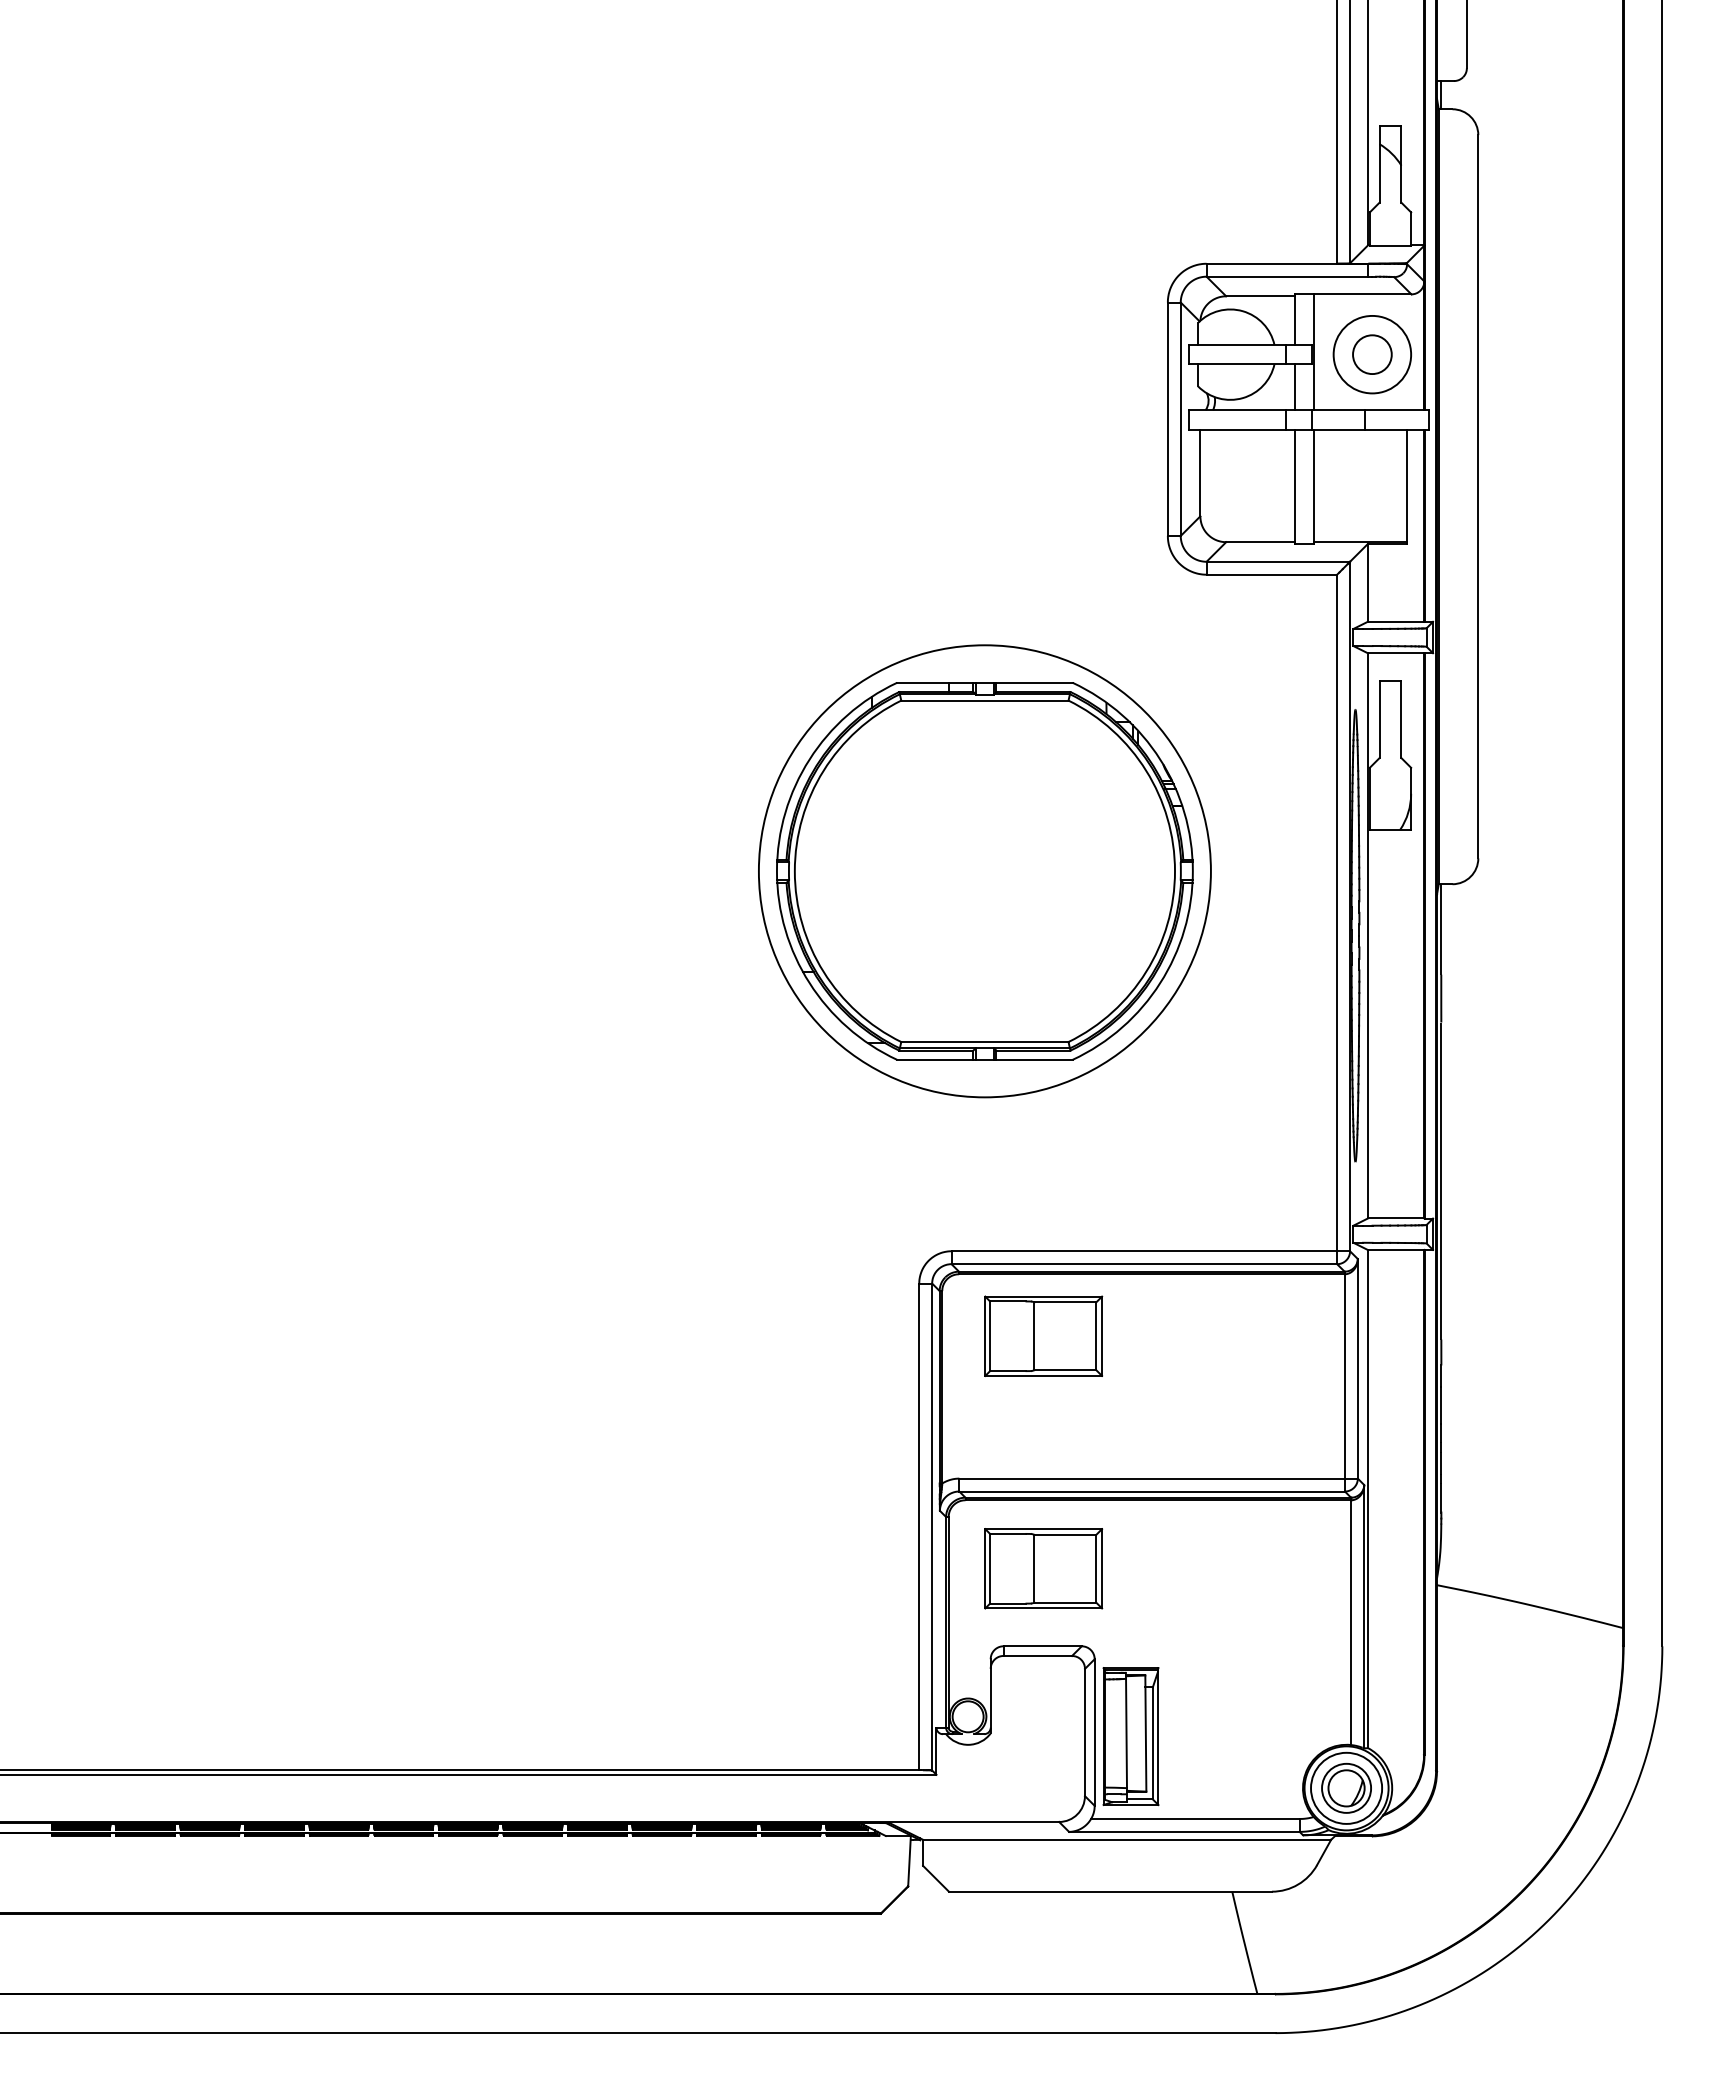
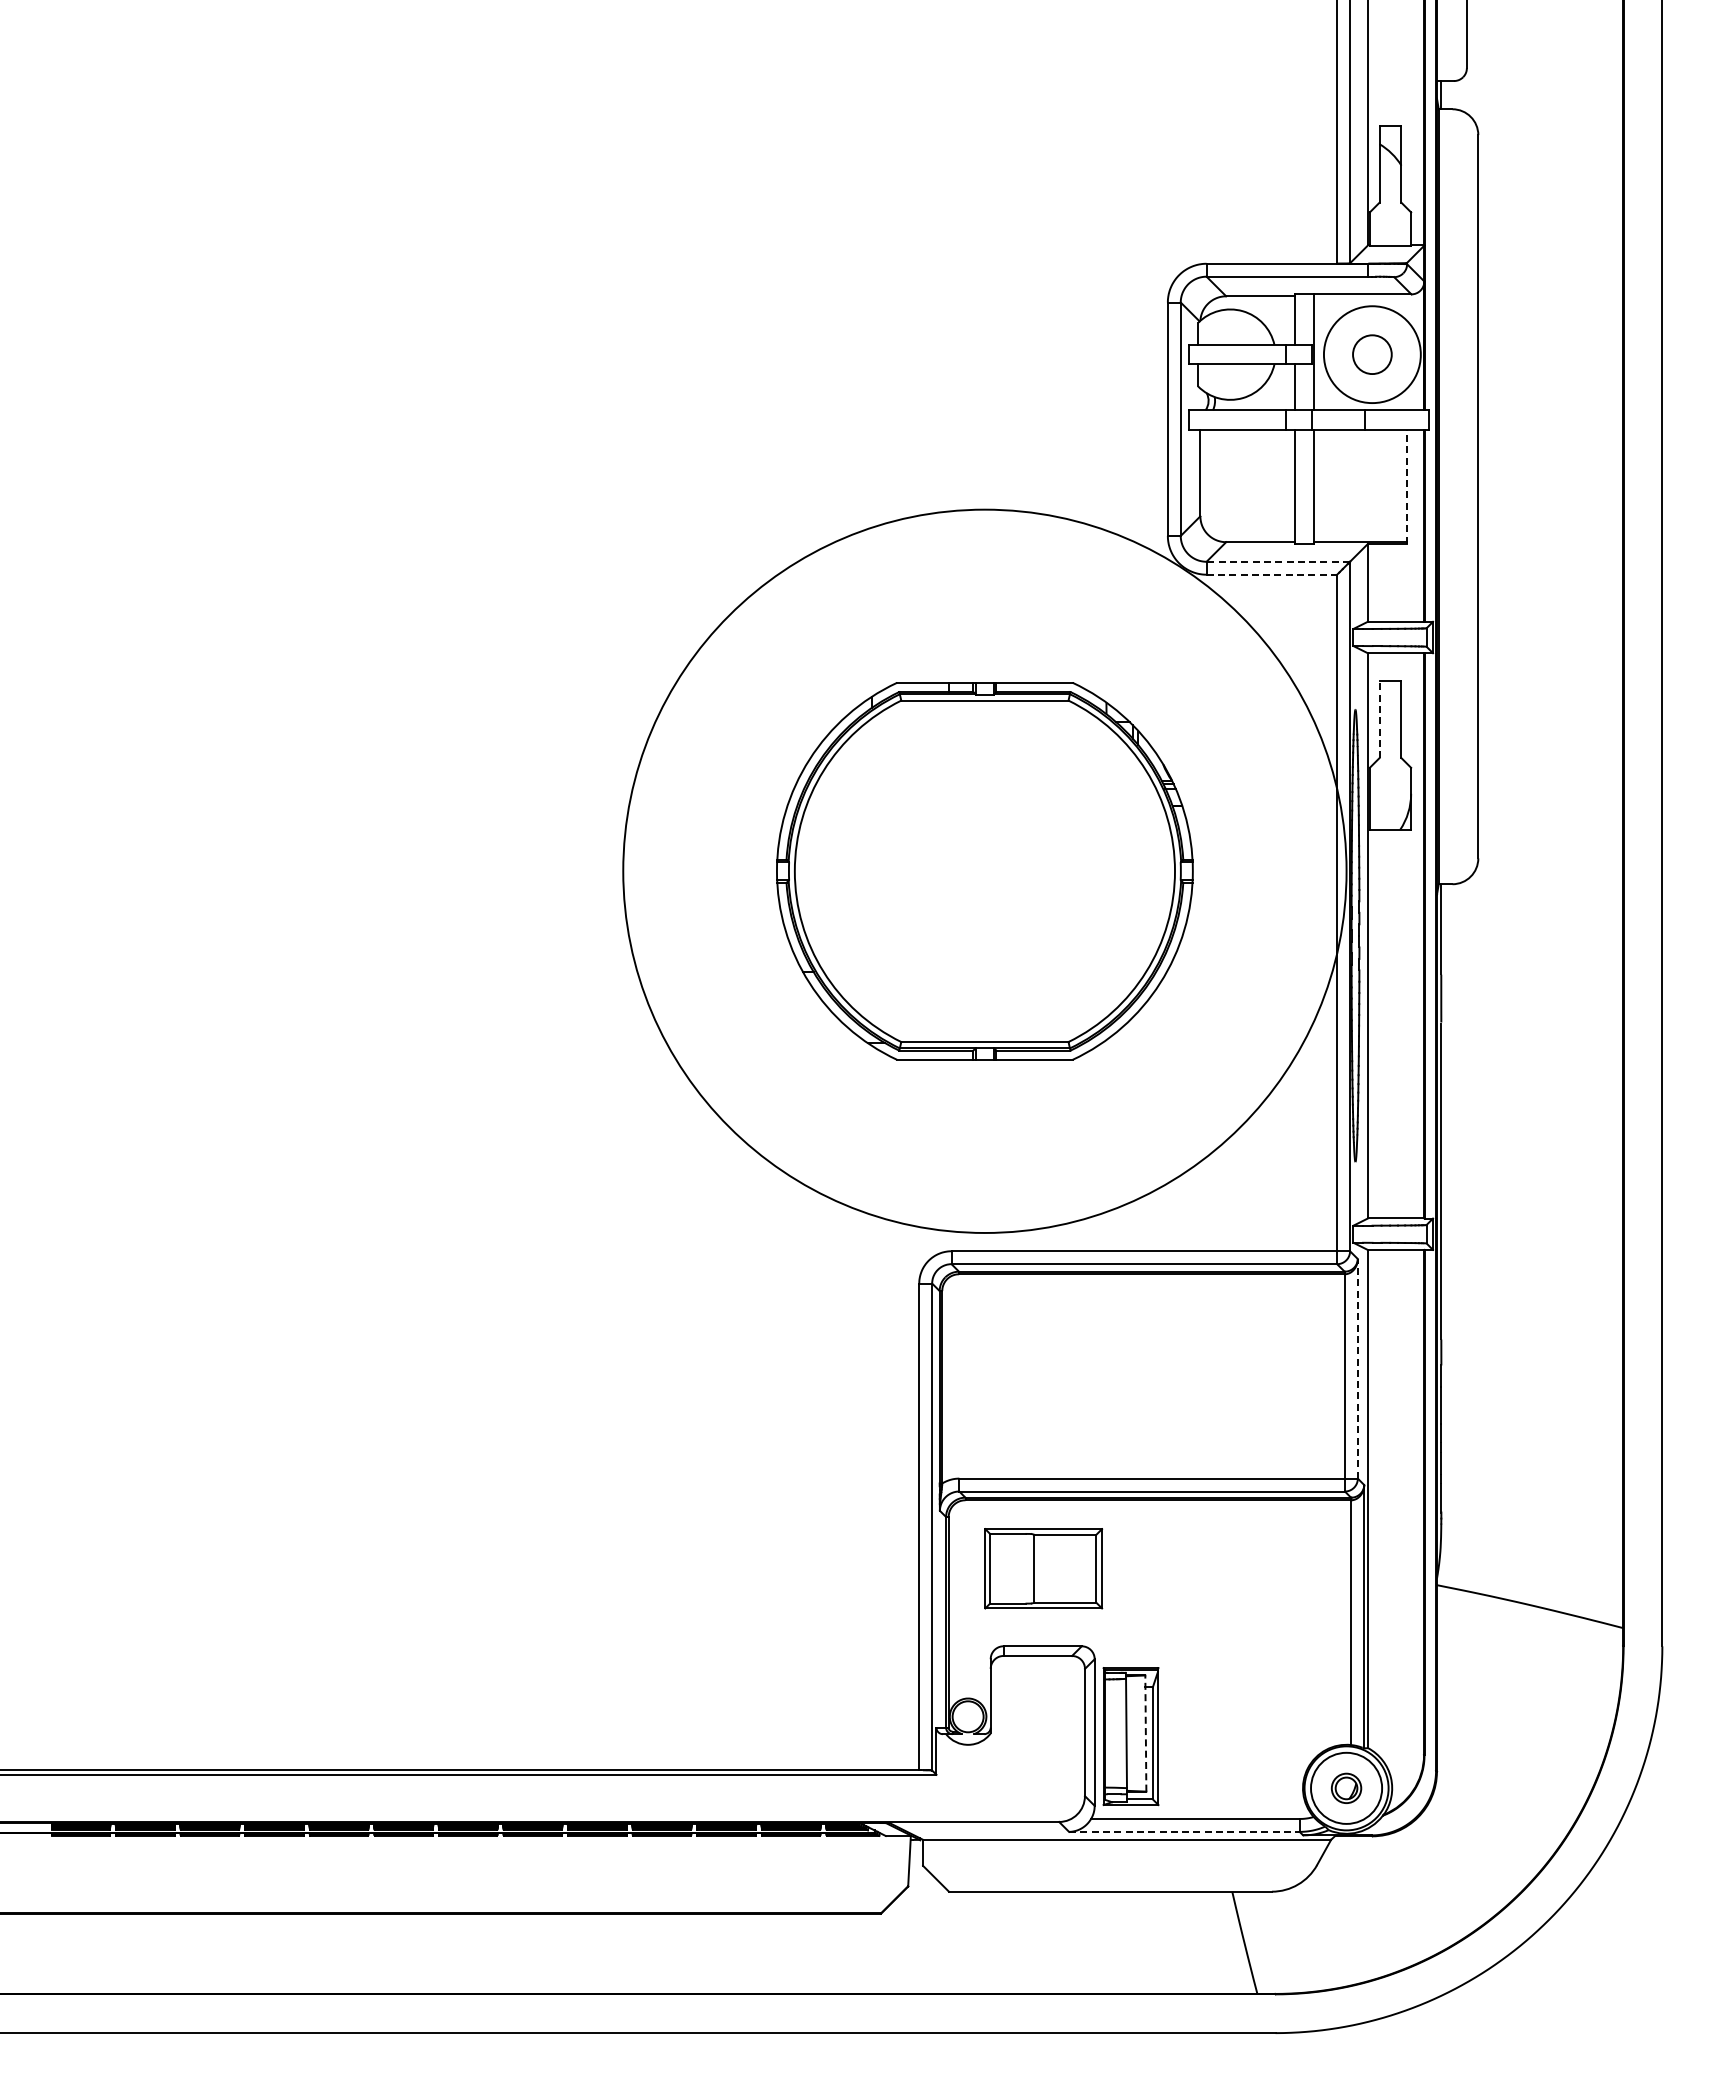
circle diameter: 77 px -> 97 px (1371, 354)
line: solid -> dashed (1407, 486)
line: solid -> dashed (1278, 561)
line: solid -> dashed (1272, 574)
line: solid -> dashed (1379, 719)
circle diameter: 452 px -> 723 px (984, 870)
part: present -> none (1043, 1335)
line: solid -> dashed (1357, 1368)
line: solid -> dashed (1145, 1733)
part size: 51x51 px -> 33x32 px (1346, 1787)
line: solid -> dashed (1184, 1831)
